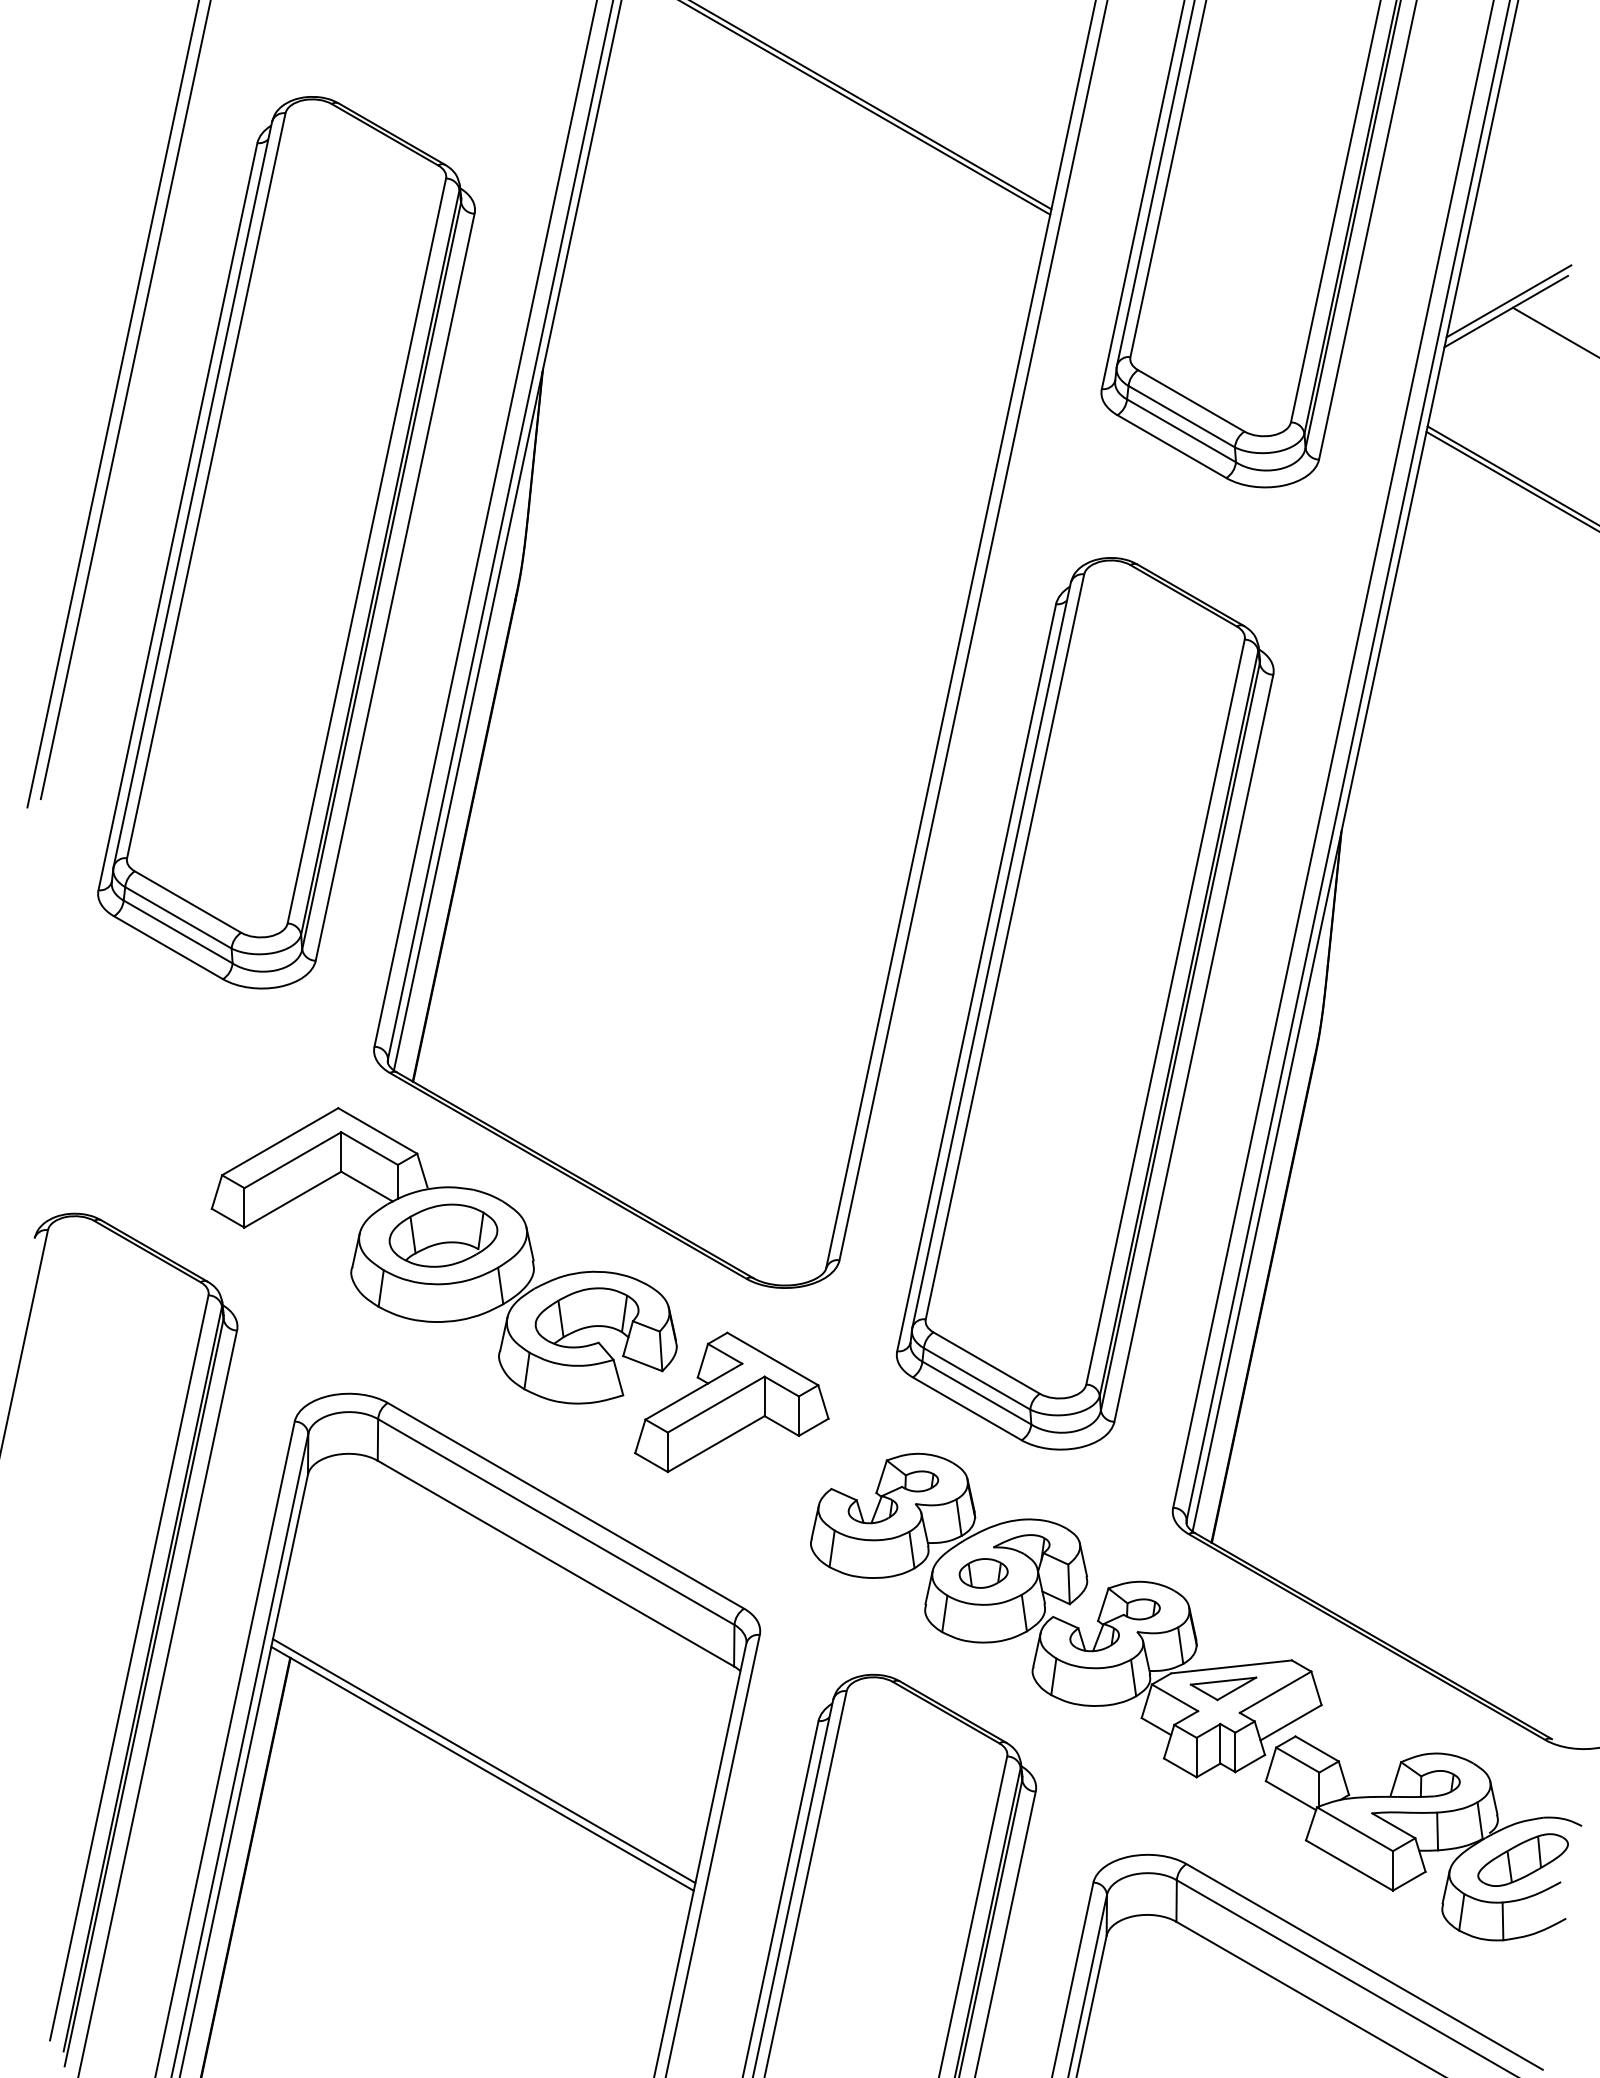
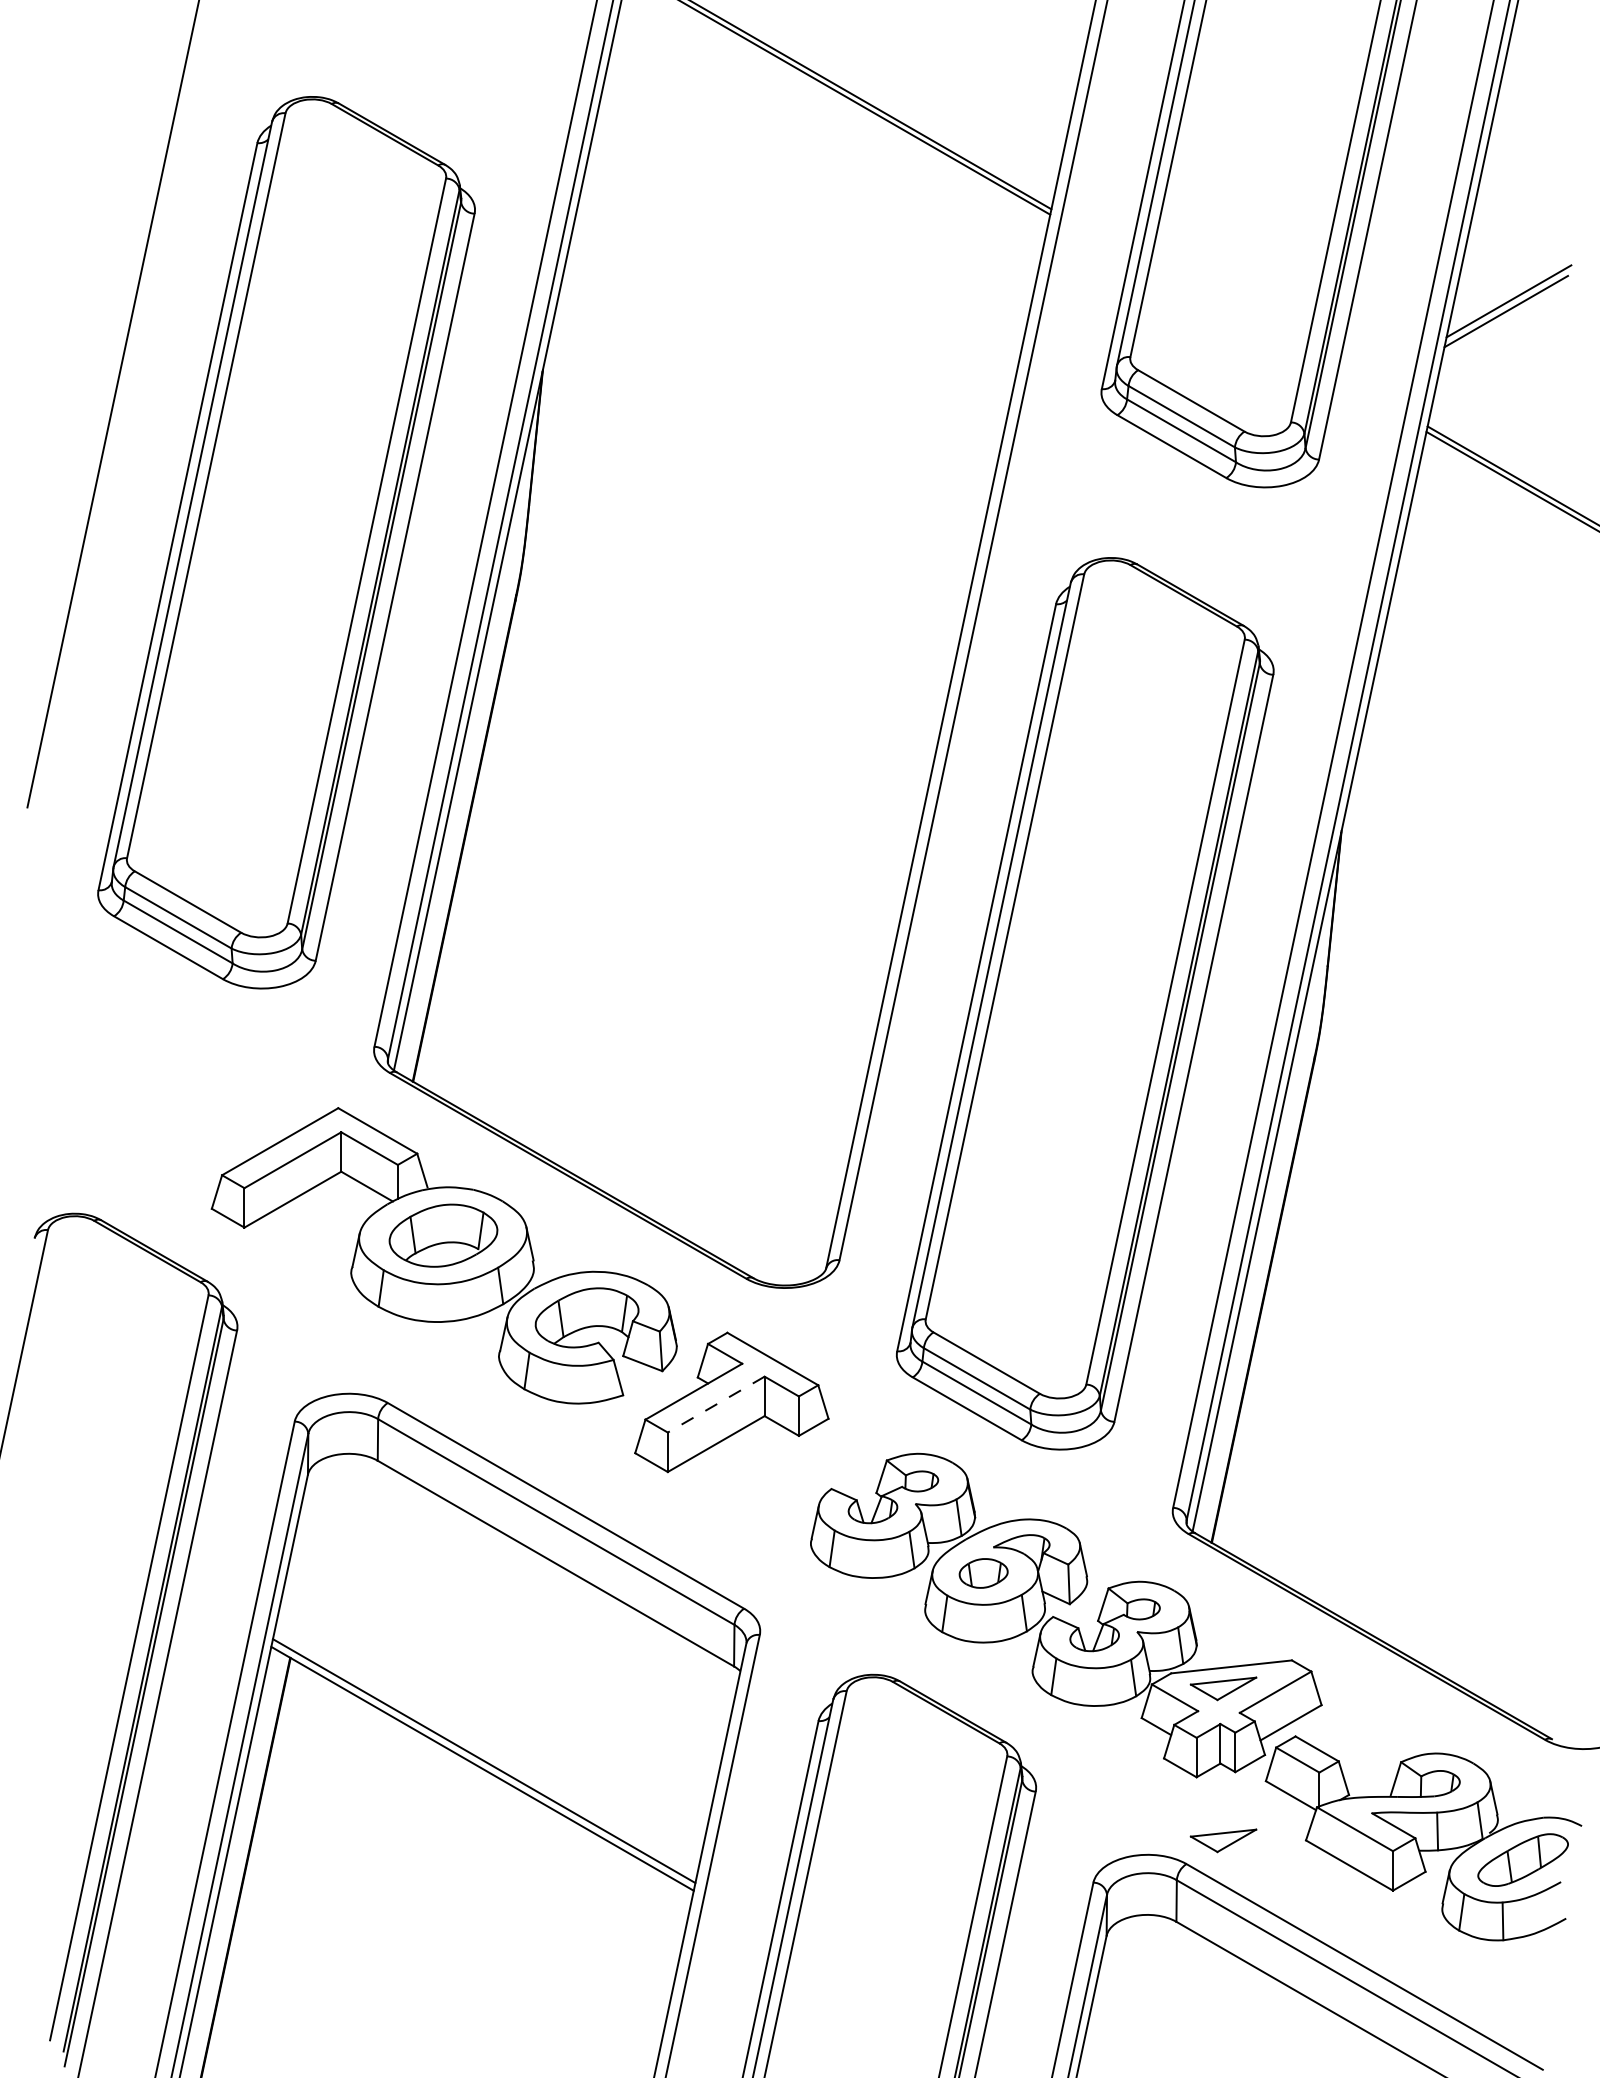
line: present -> none (1554, 331)
line: present -> none (125, 400)
line: solid -> dashed (716, 1404)
part: none -> present (1223, 1840)
